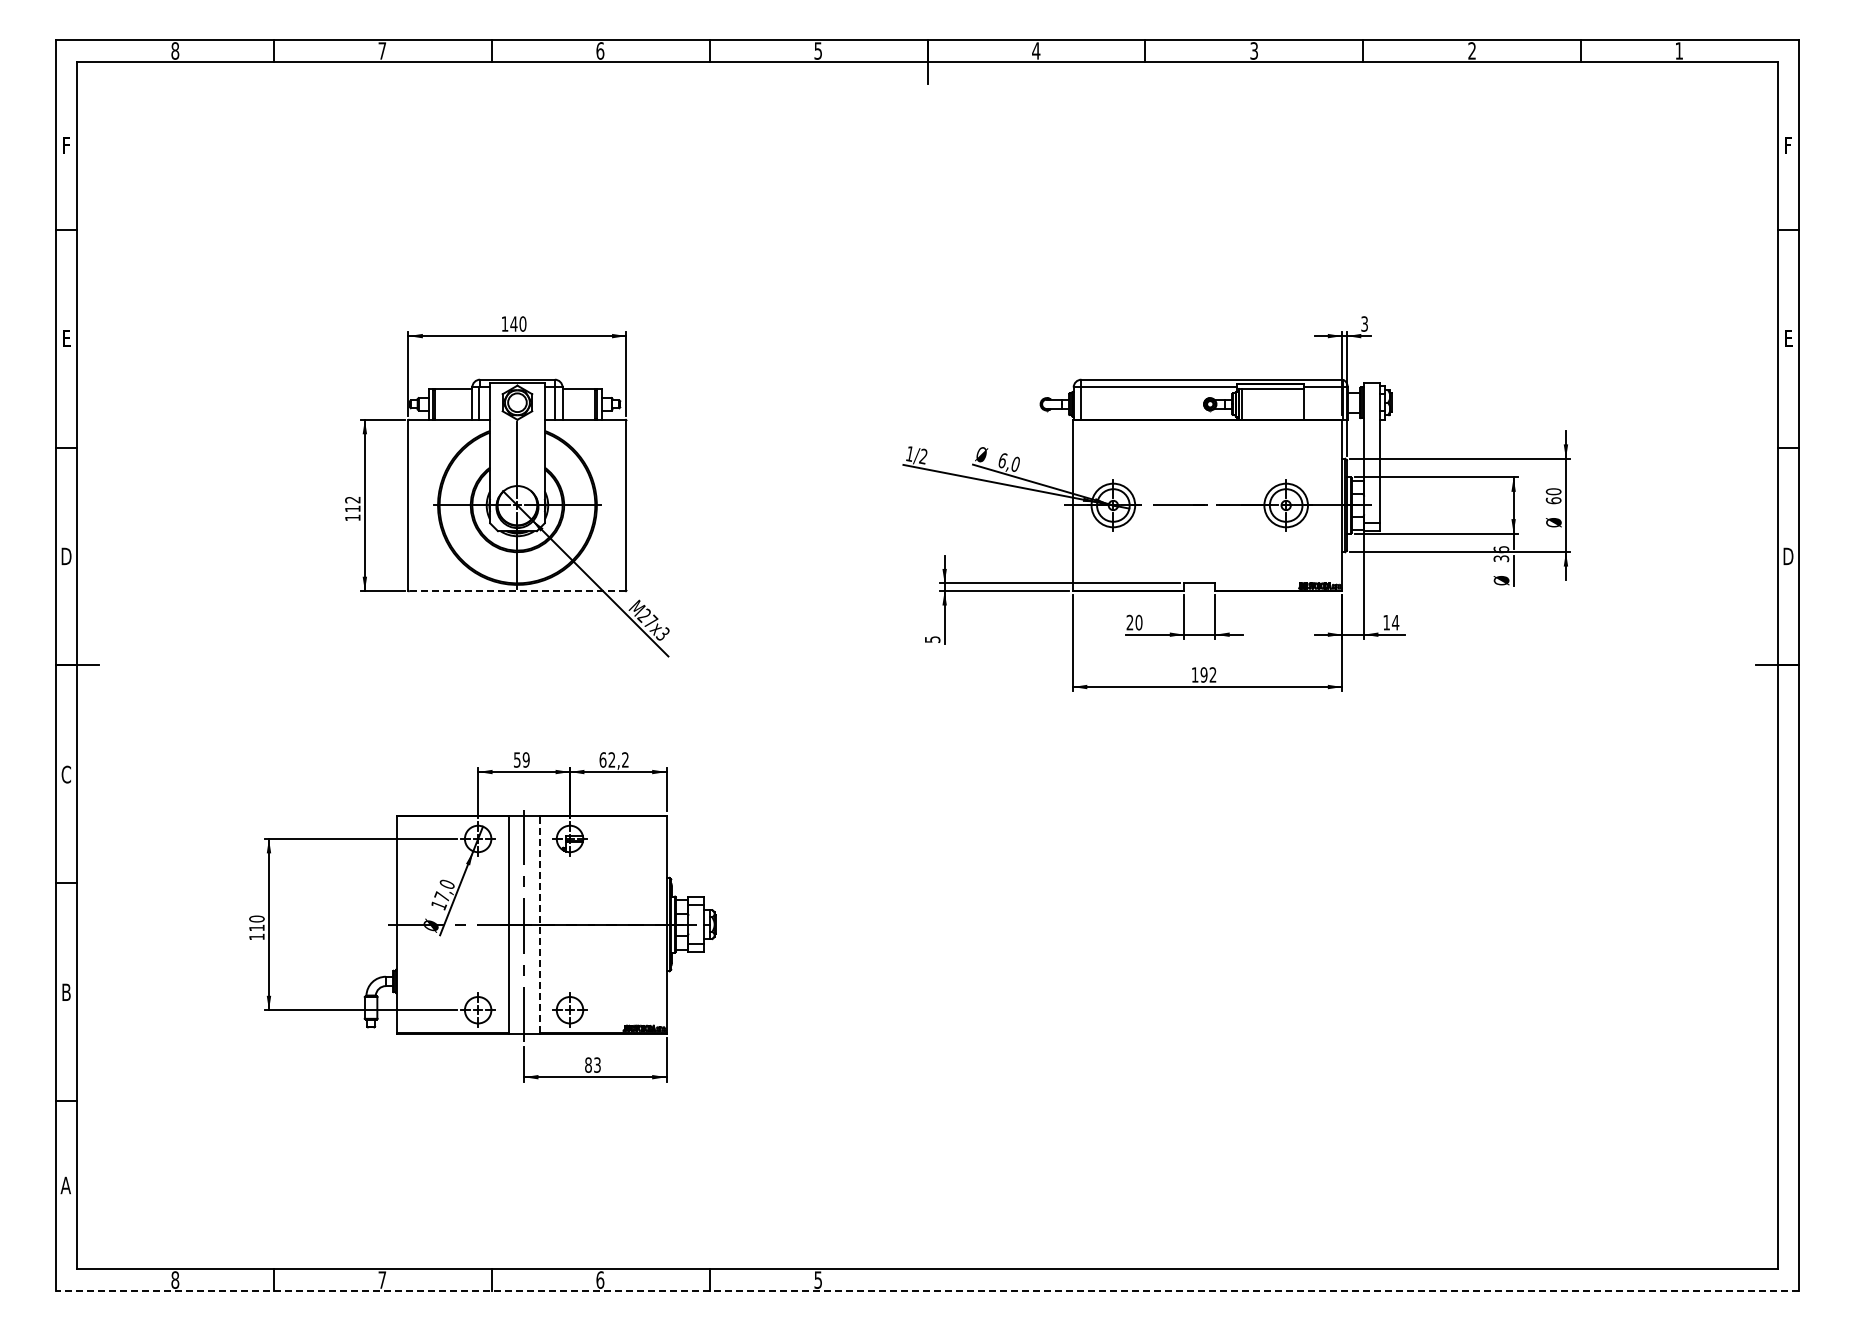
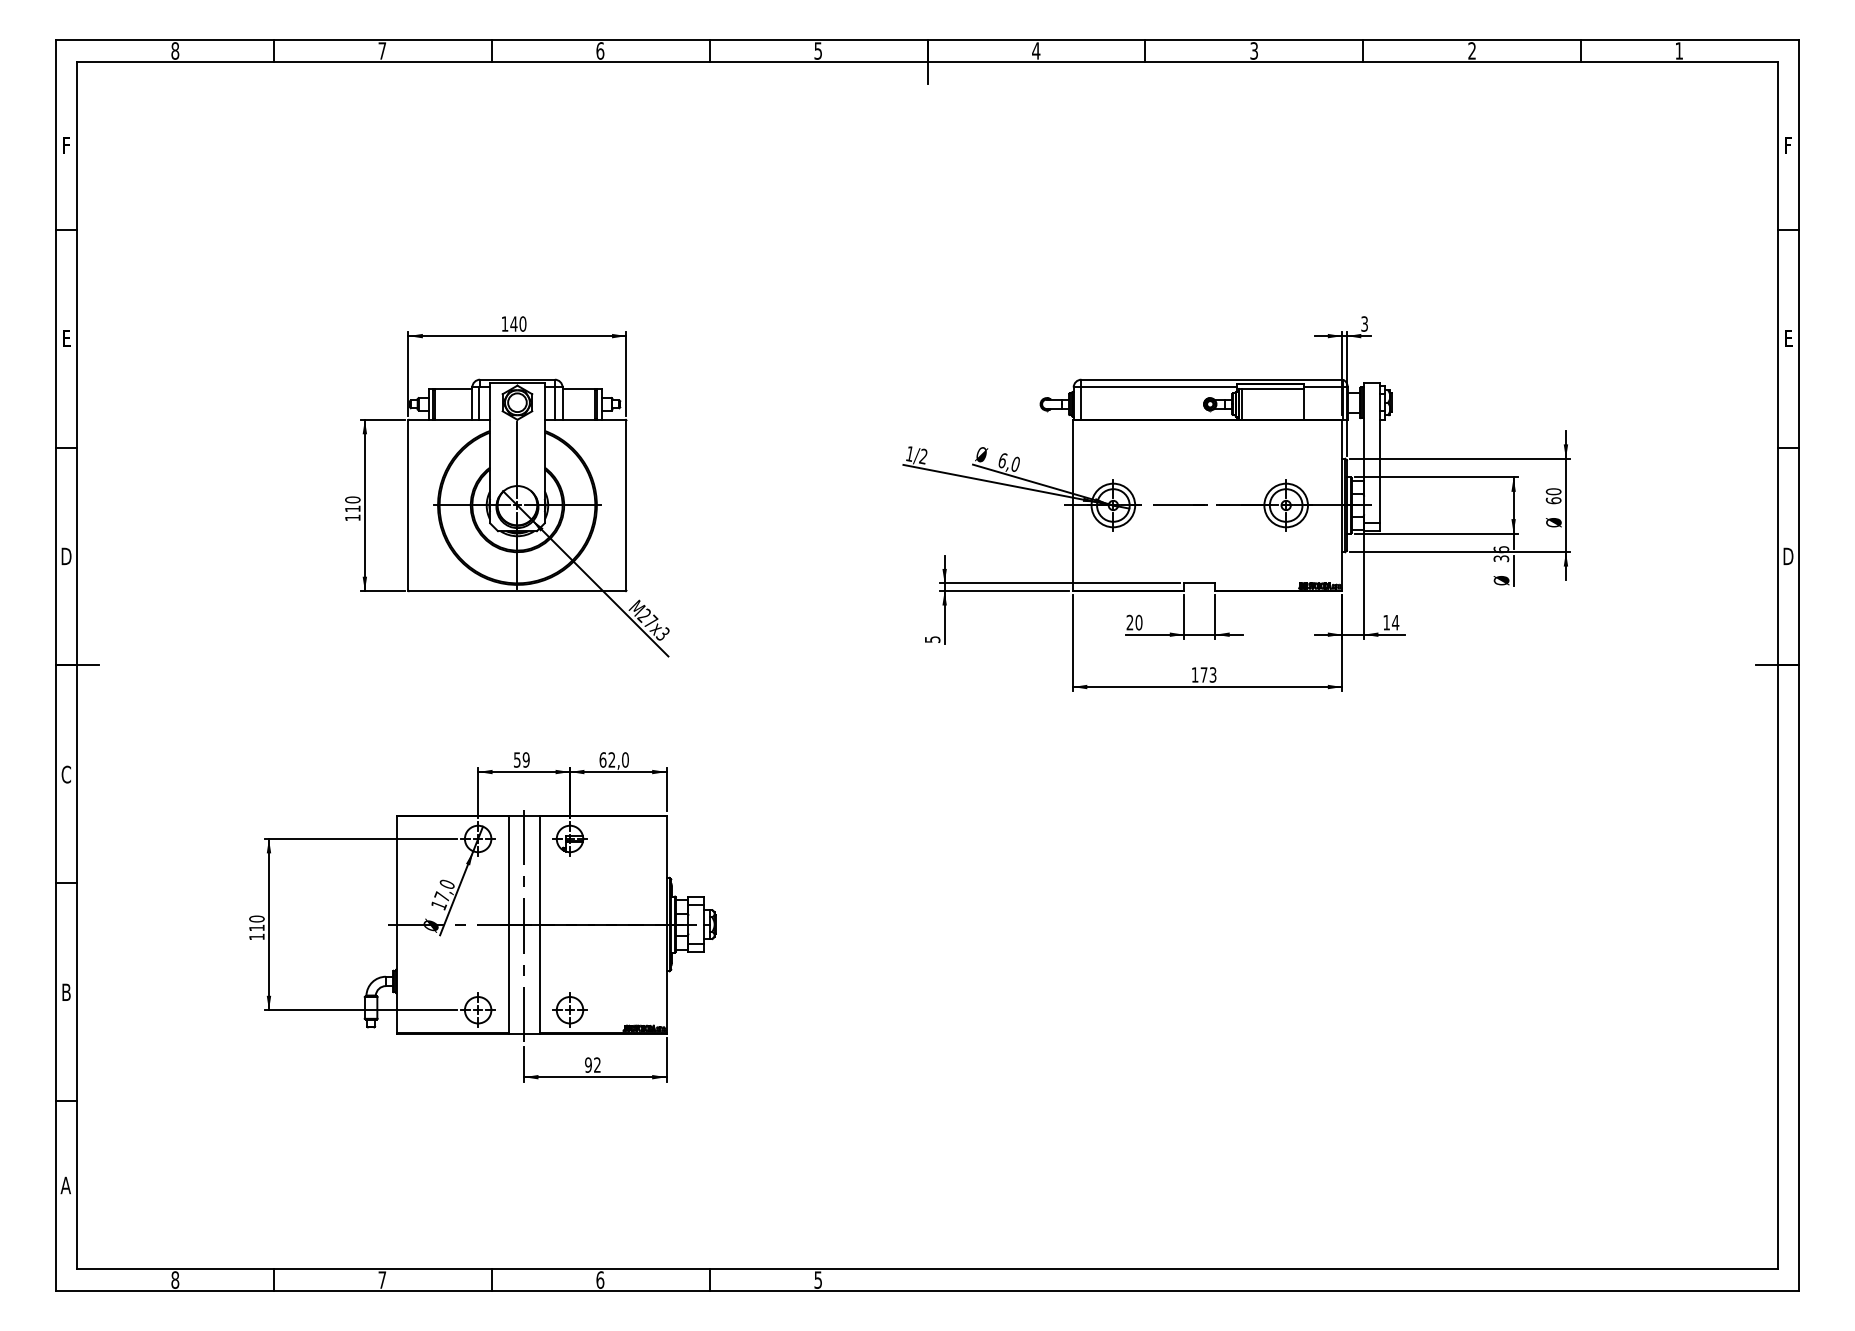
text: 112 -> 110 (352, 499)
line: dashed -> solid (517, 591)
text: 192 -> 173 (1208, 674)
text: 62,2 -> 62,0 (625, 759)
line: dashed -> solid (539, 924)
text: 83 -> 92 (592, 1064)
line: dashed -> solid (927, 1291)
